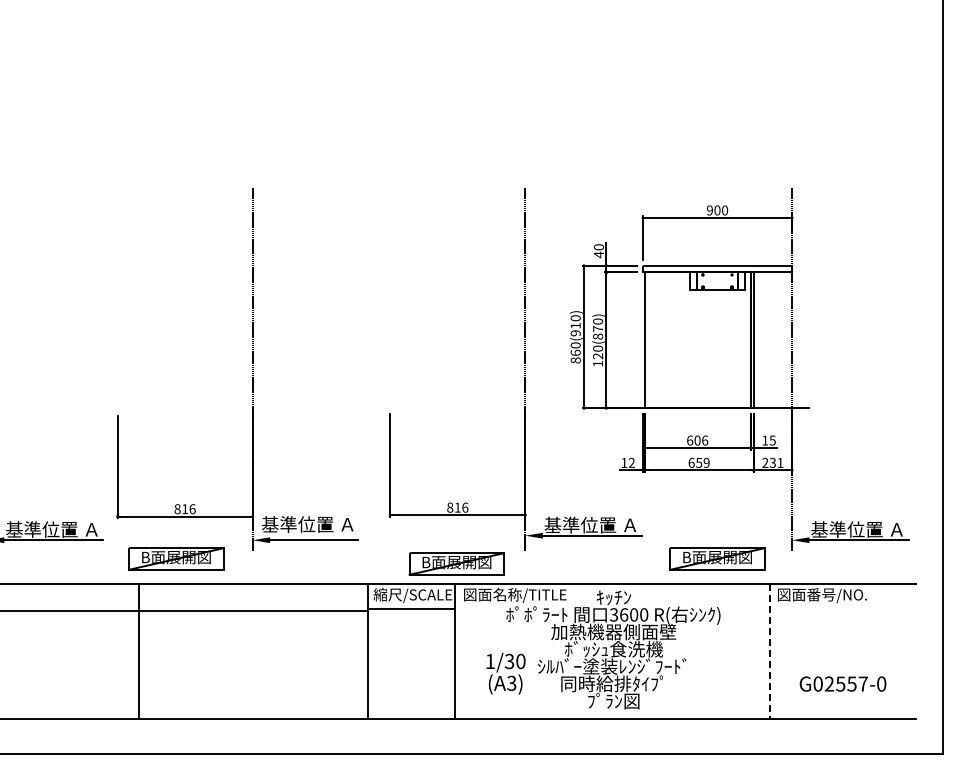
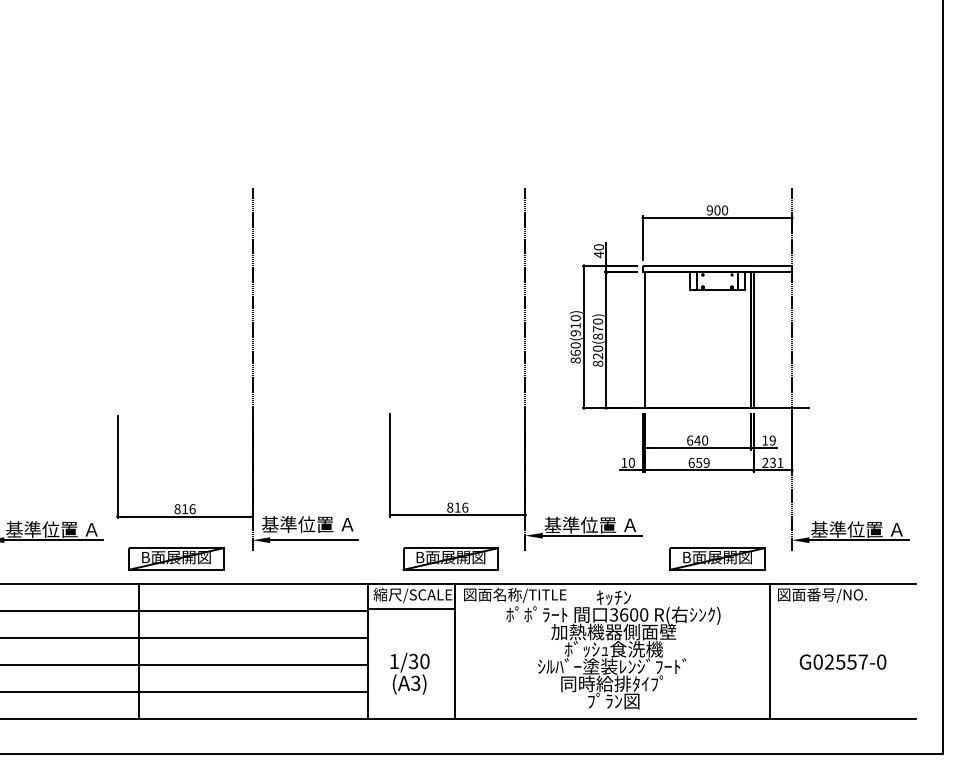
text: 120(870) -> 820(870) (598, 363)
text: 606 -> 640 (701, 440)
text: 15 -> 19 (772, 440)
text: 12 -> 10 (631, 462)
part position: (456, 563) -> (450, 558) (450, 558)
line: none -> present (185, 637)
line: dashed -> solid (770, 651)
line: none -> present (185, 664)
text position: (505, 673) -> (409, 673) (409, 673)
text position: (842, 683) -> (842, 661) (842, 661)
line: none -> present (185, 691)
